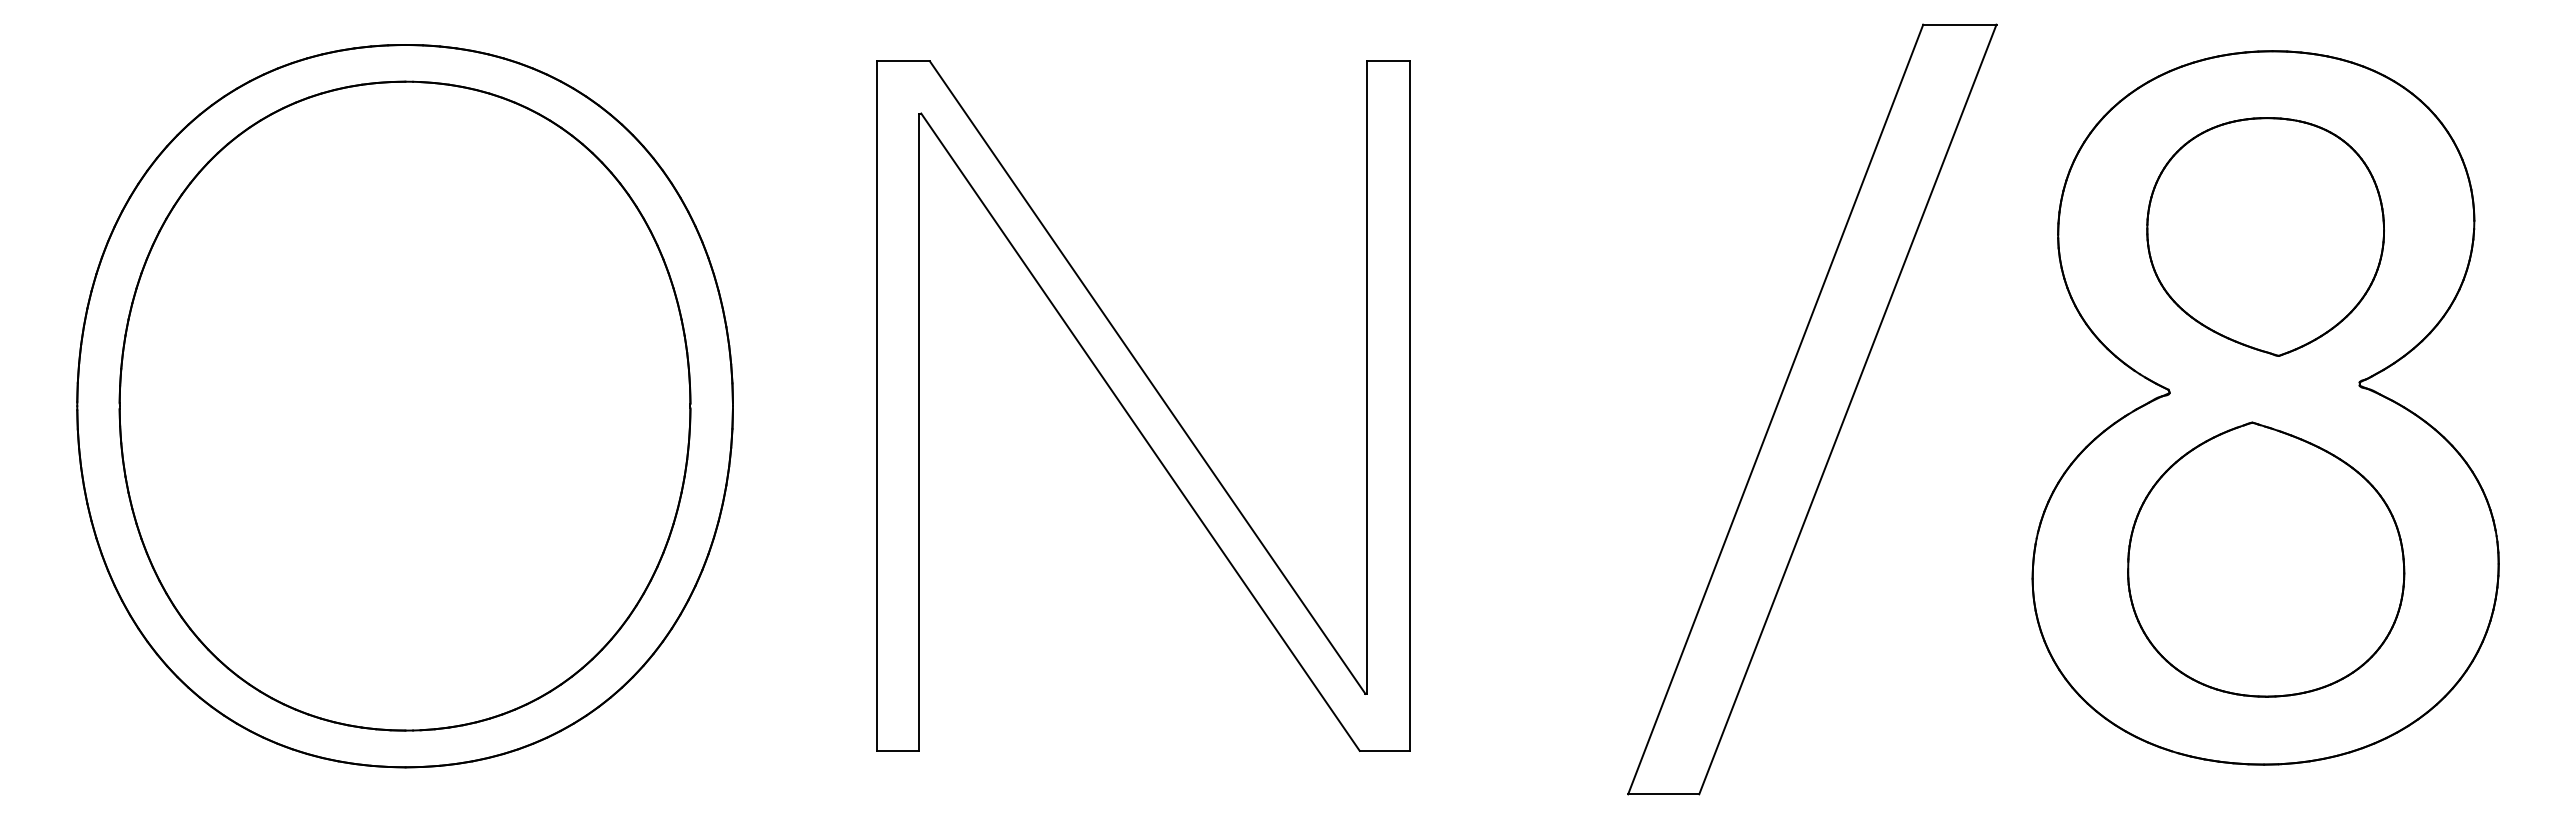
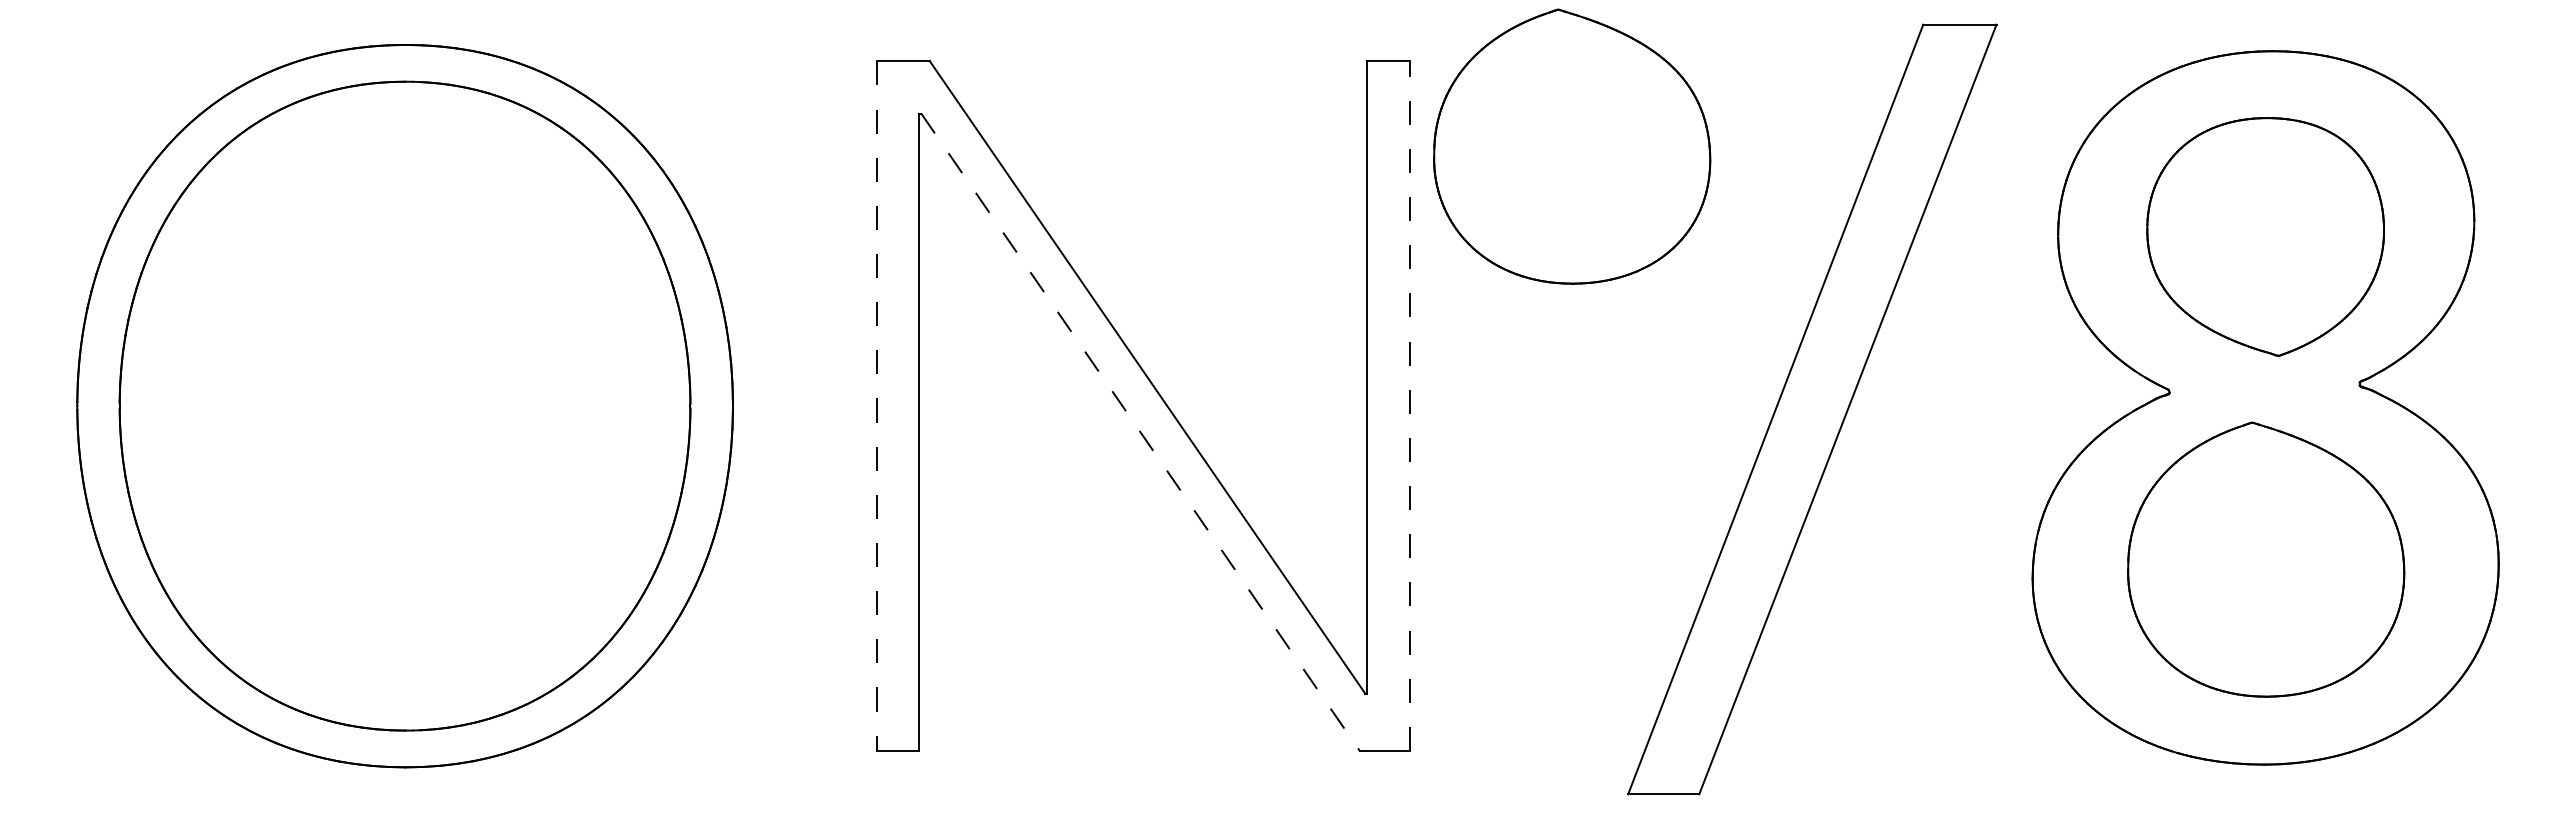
part: none -> present (1572, 146)
line: solid -> dashed (876, 406)
line: solid -> dashed (1409, 406)
line: solid -> dashed (1140, 432)
